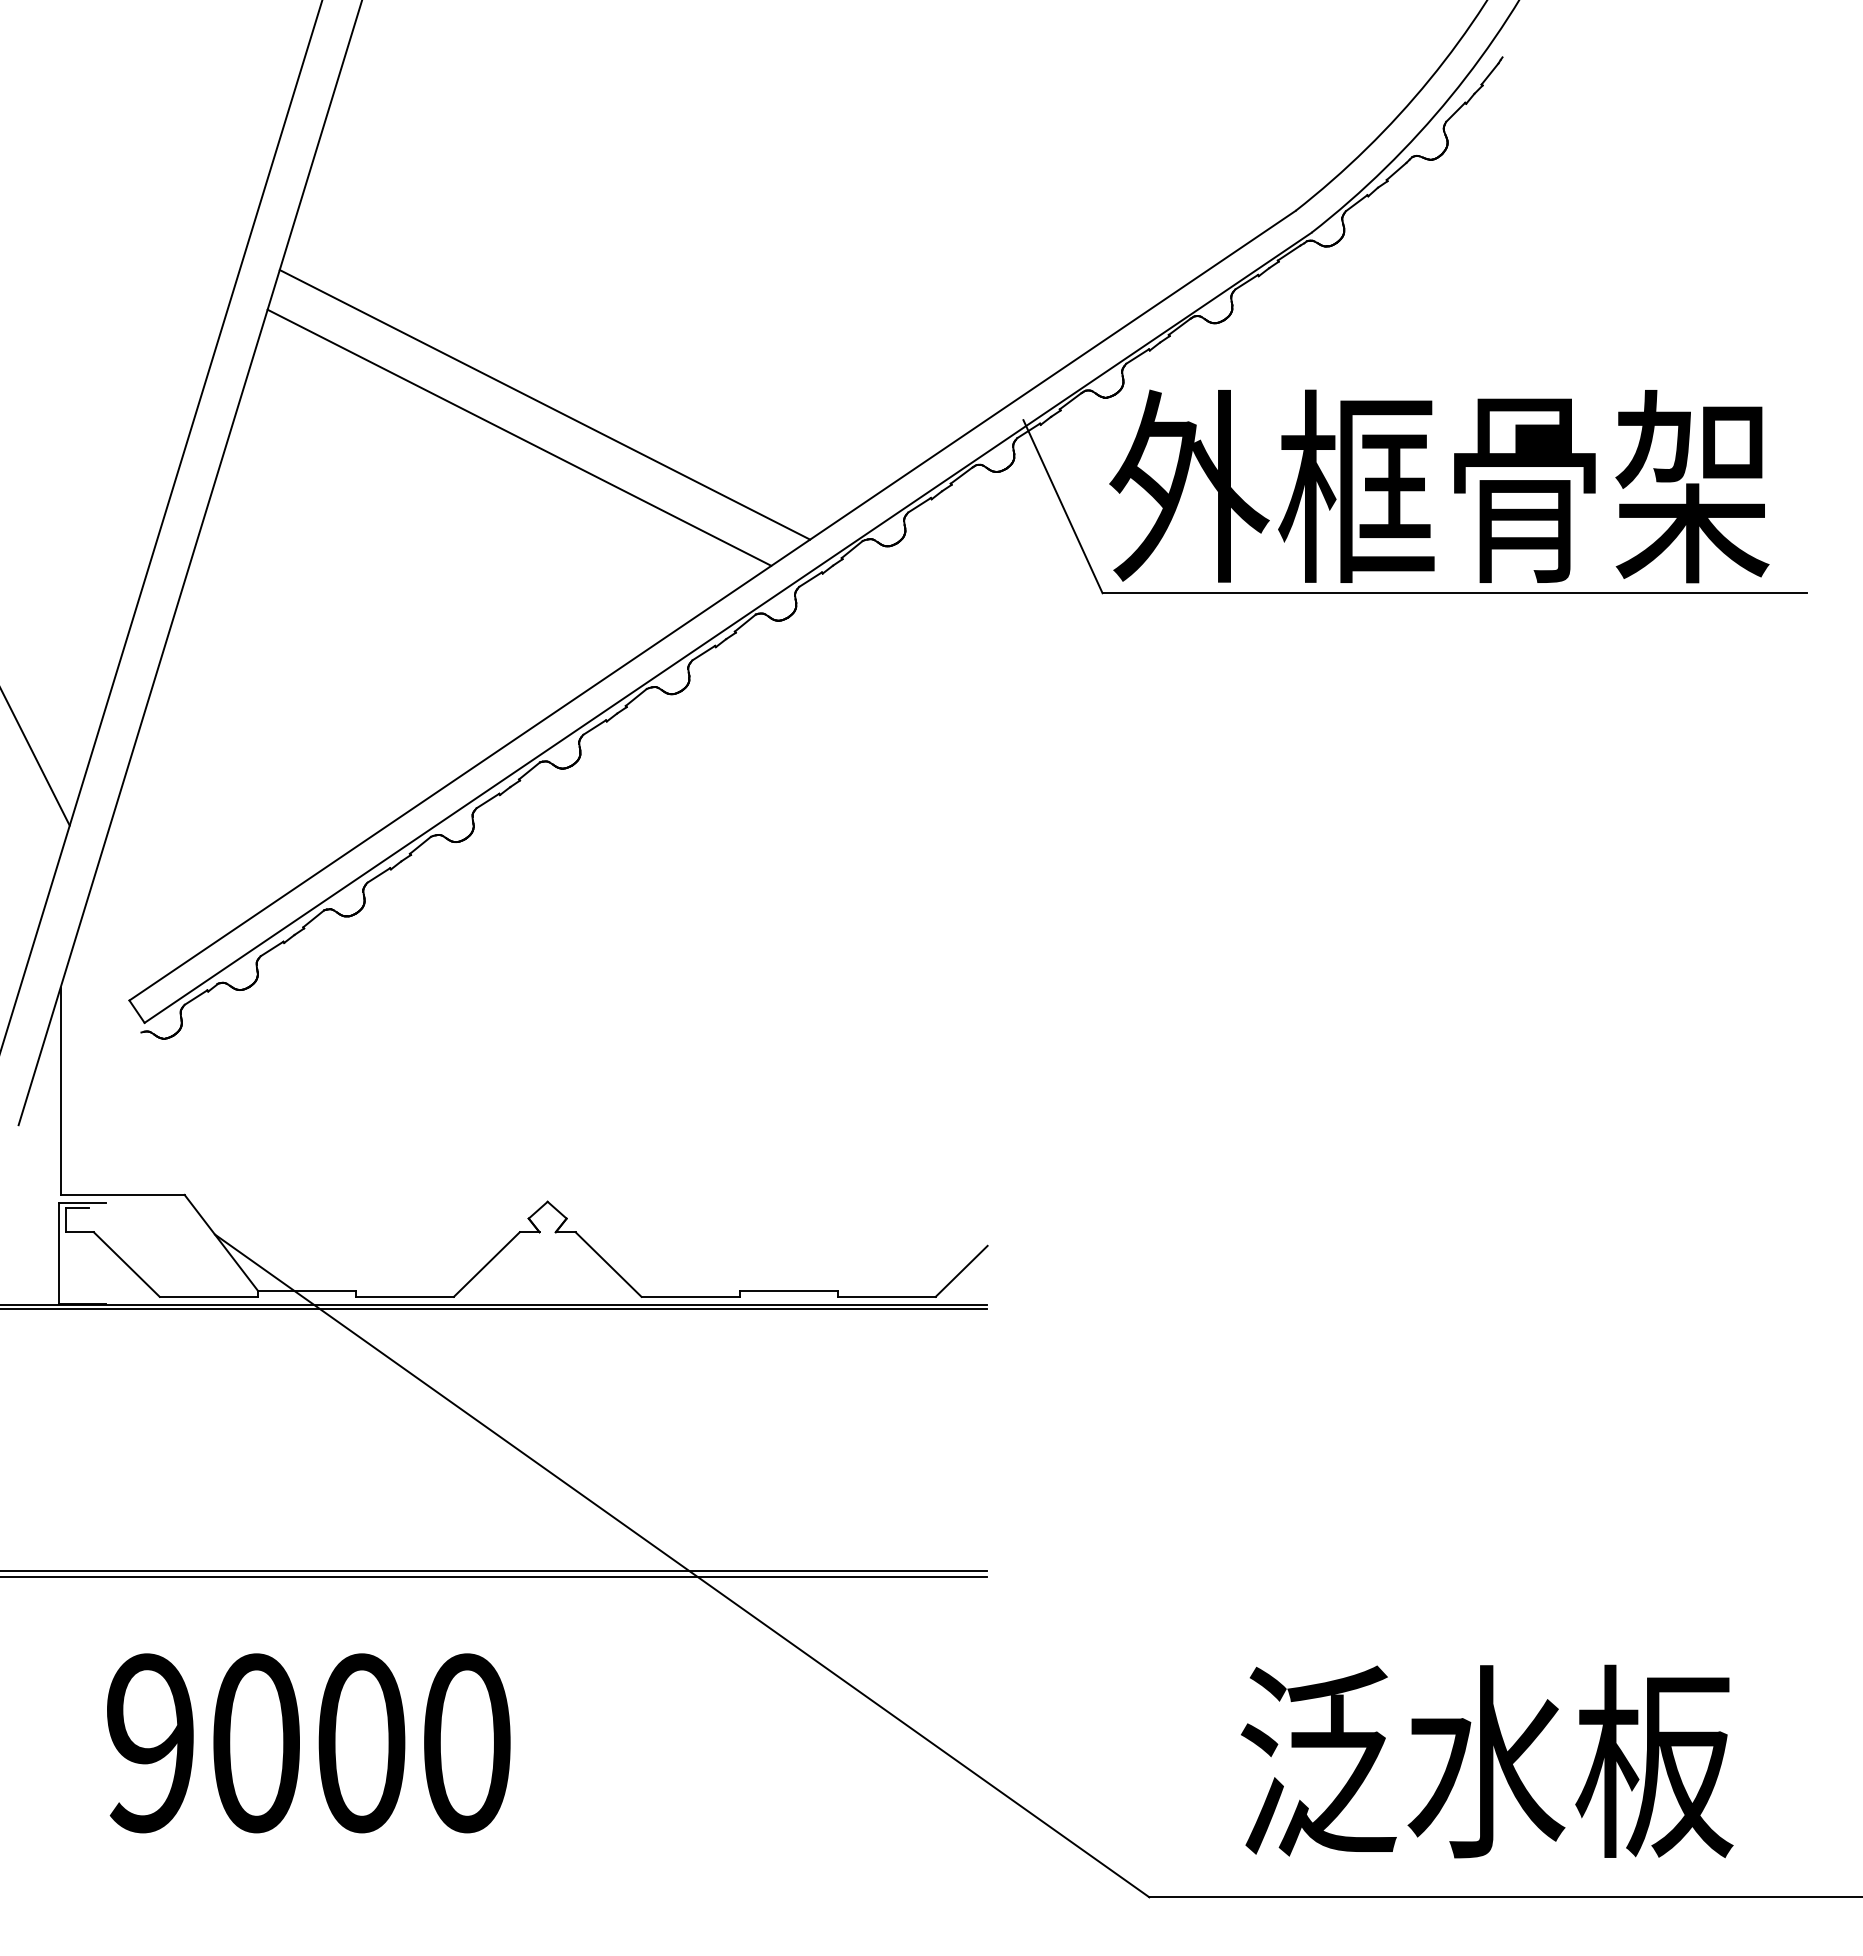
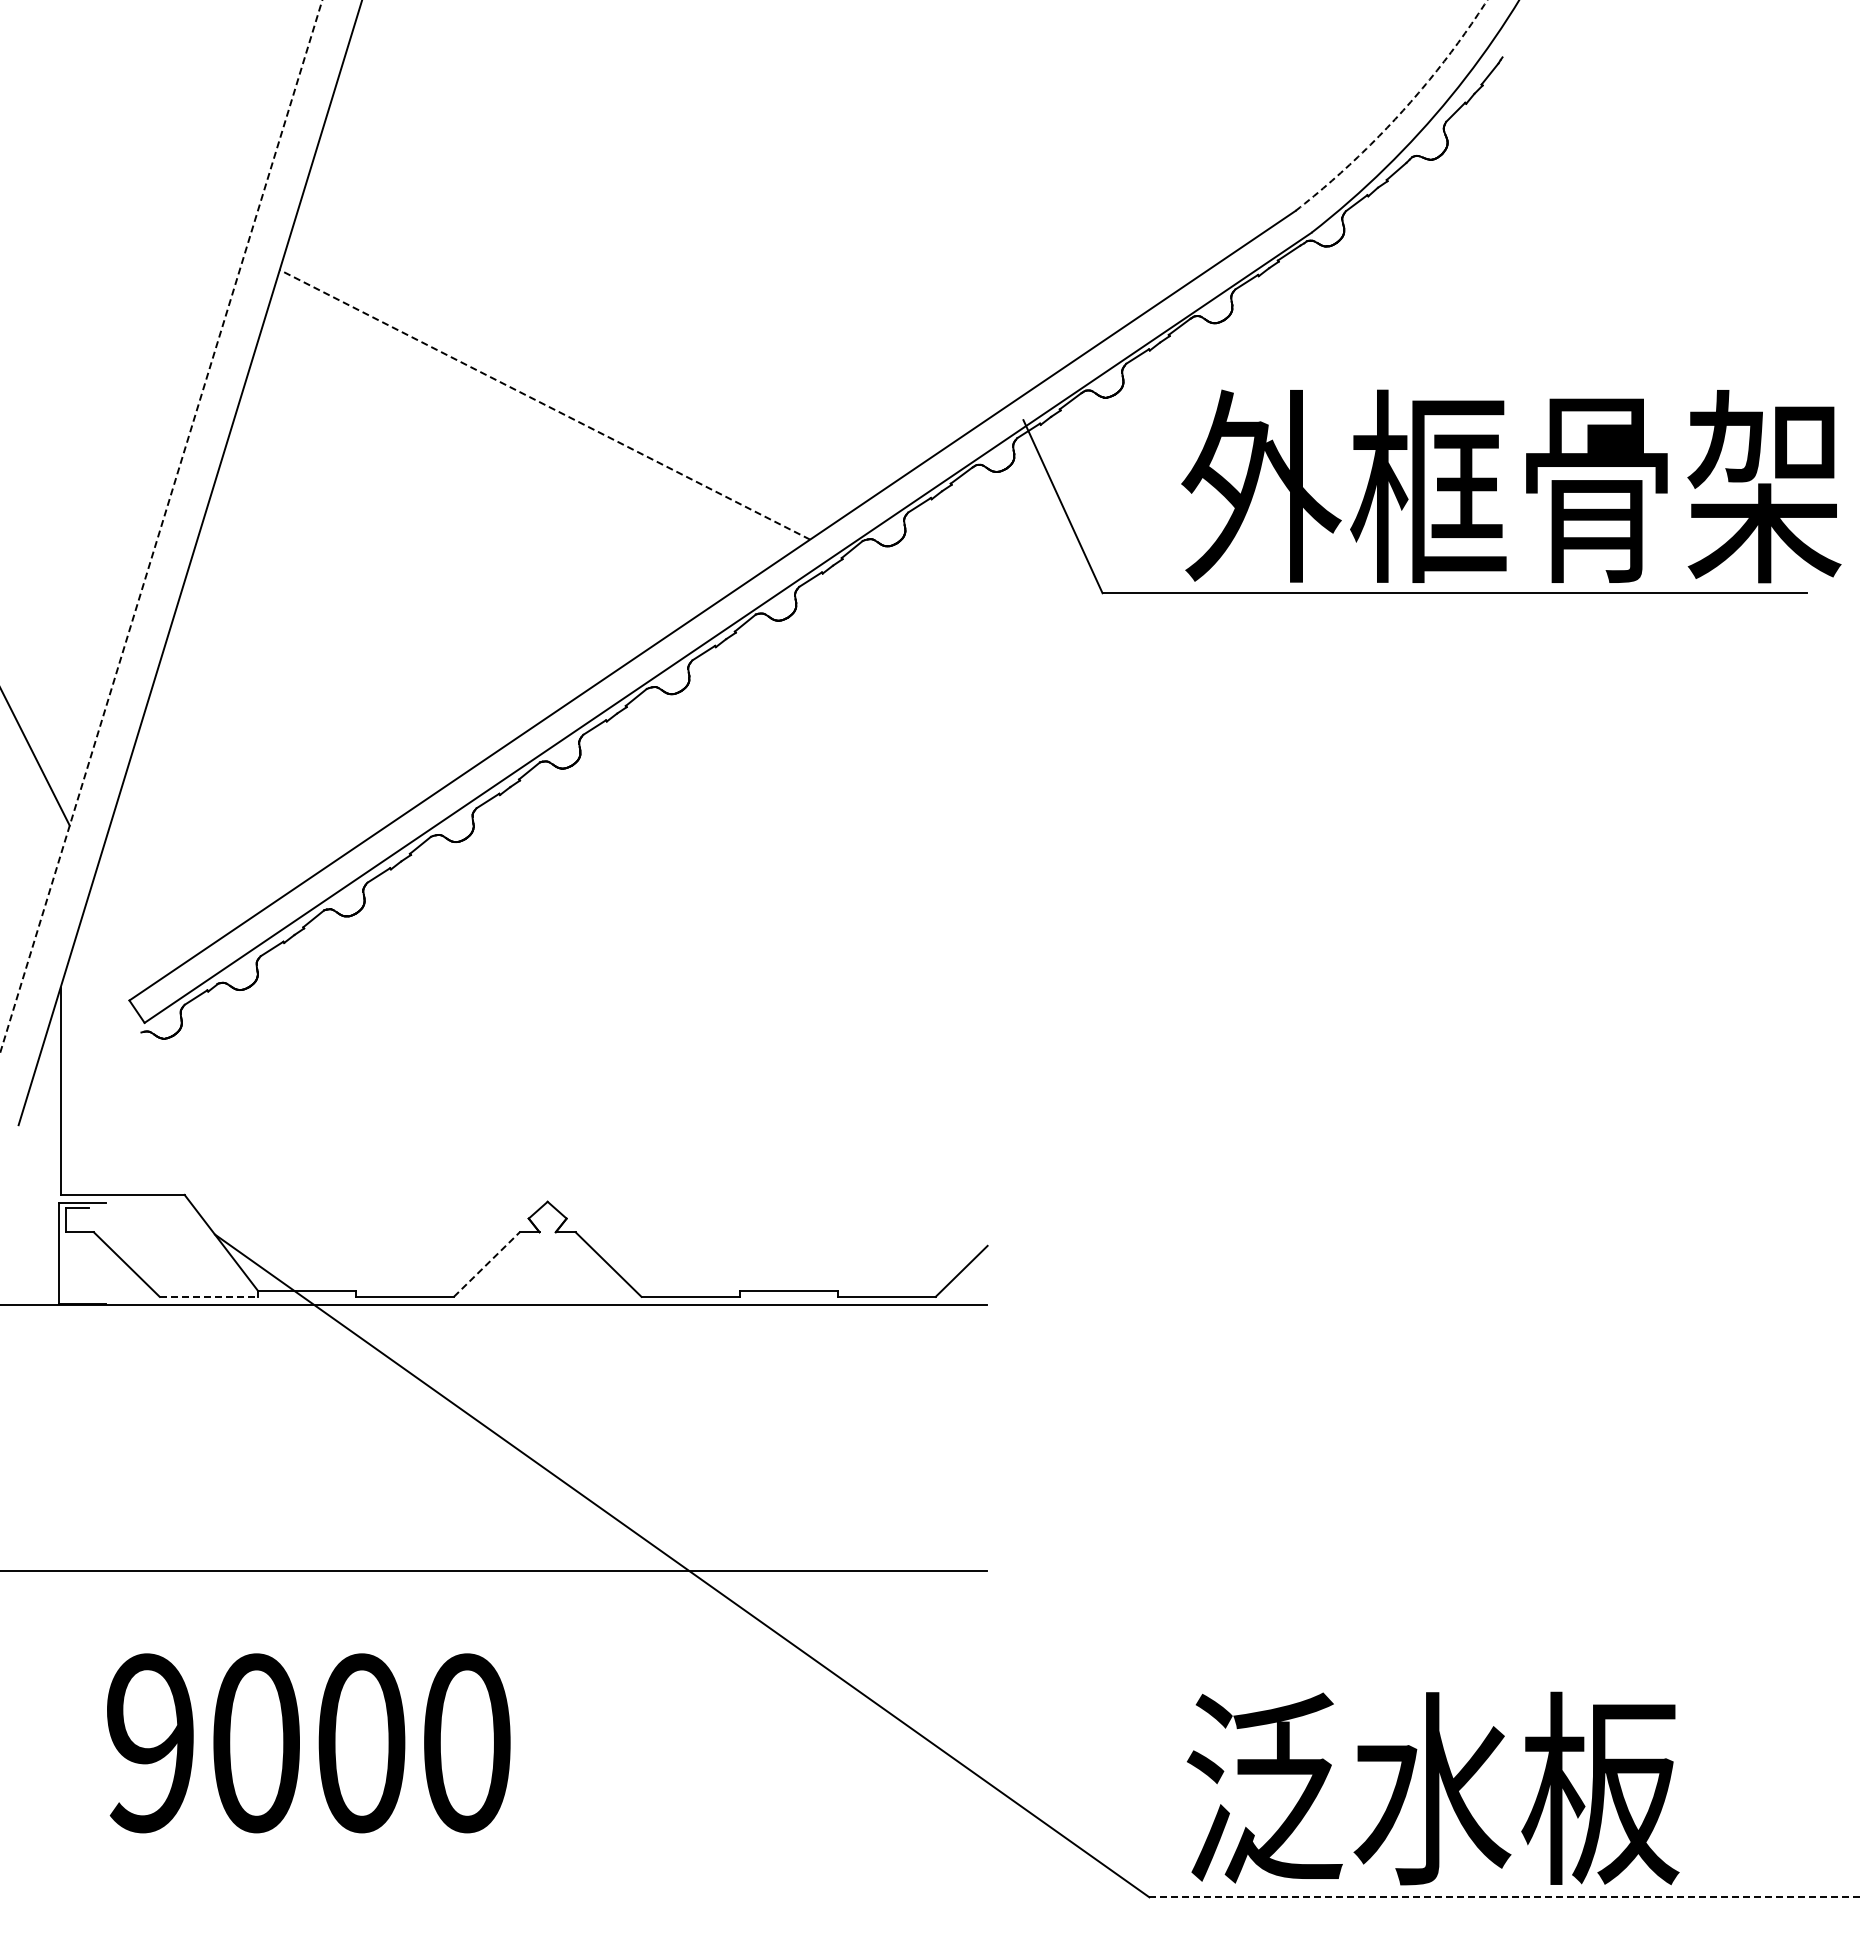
arc: solid -> dashed (1401, 112)
line: solid -> dashed (544, 404)
line: present -> none (519, 437)
text position: (1439, 486) -> (1511, 486) (1511, 486)
line: solid -> dashed (160, 527)
line: solid -> dashed (487, 1264)
line: solid -> dashed (209, 1296)
line: present -> none (494, 1309)
line: present -> none (494, 1577)
text position: (1486, 1761) -> (1432, 1788) (1432, 1788)
line: solid -> dashed (1506, 1897)
